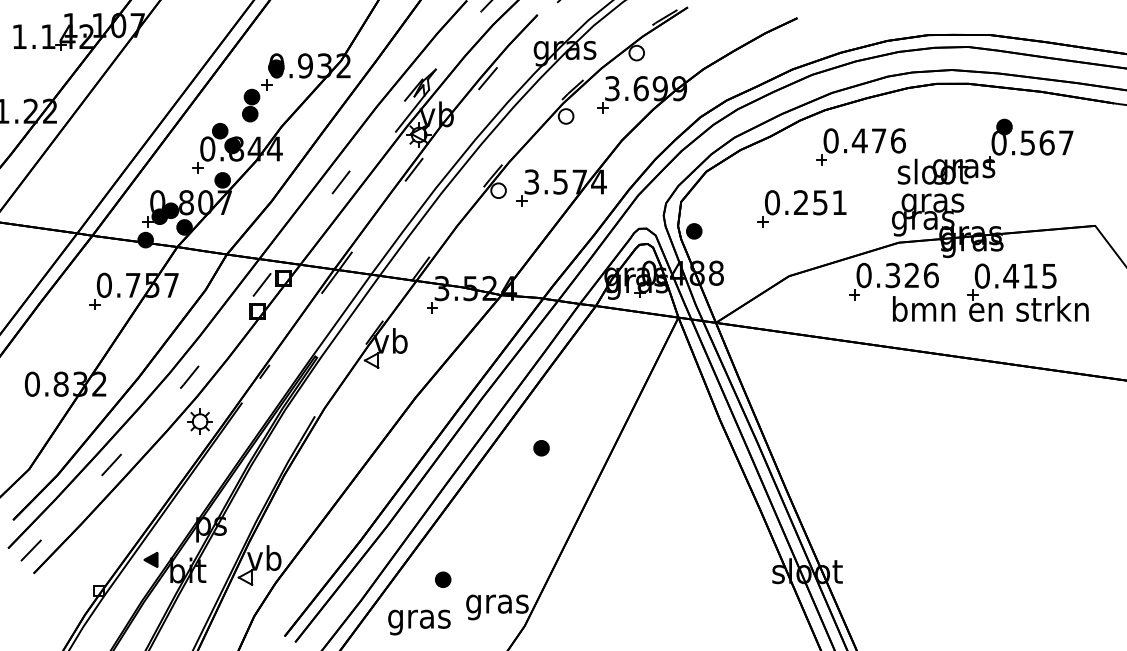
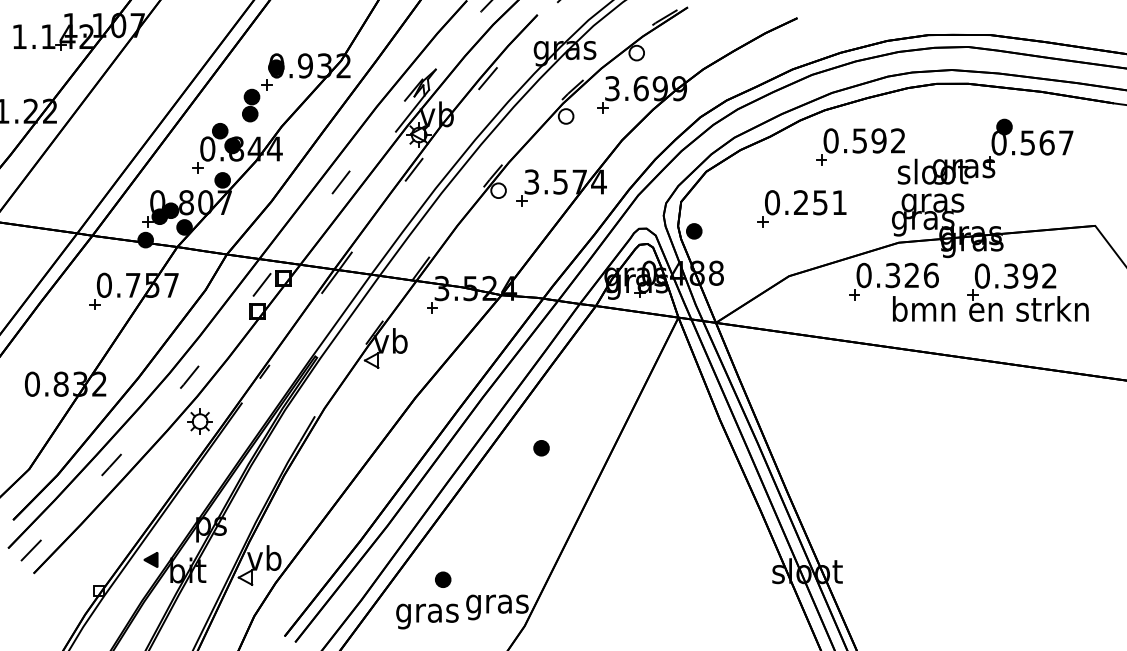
text: 0.476 -> 0.592 (878, 140)
text: 0.415 -> 0.392 (1029, 275)
text position: (419, 622) -> (427, 616) (427, 616)
